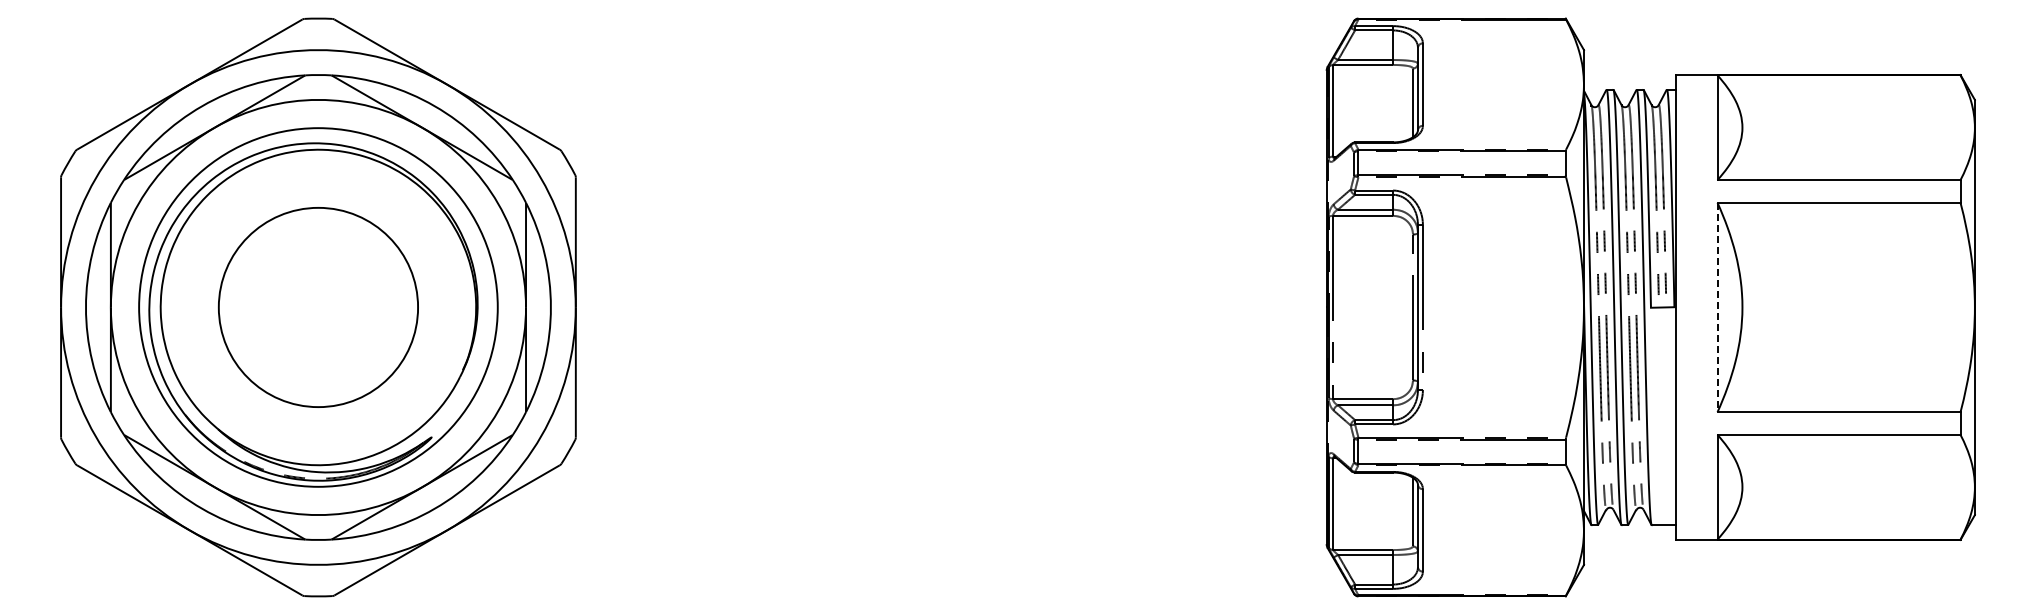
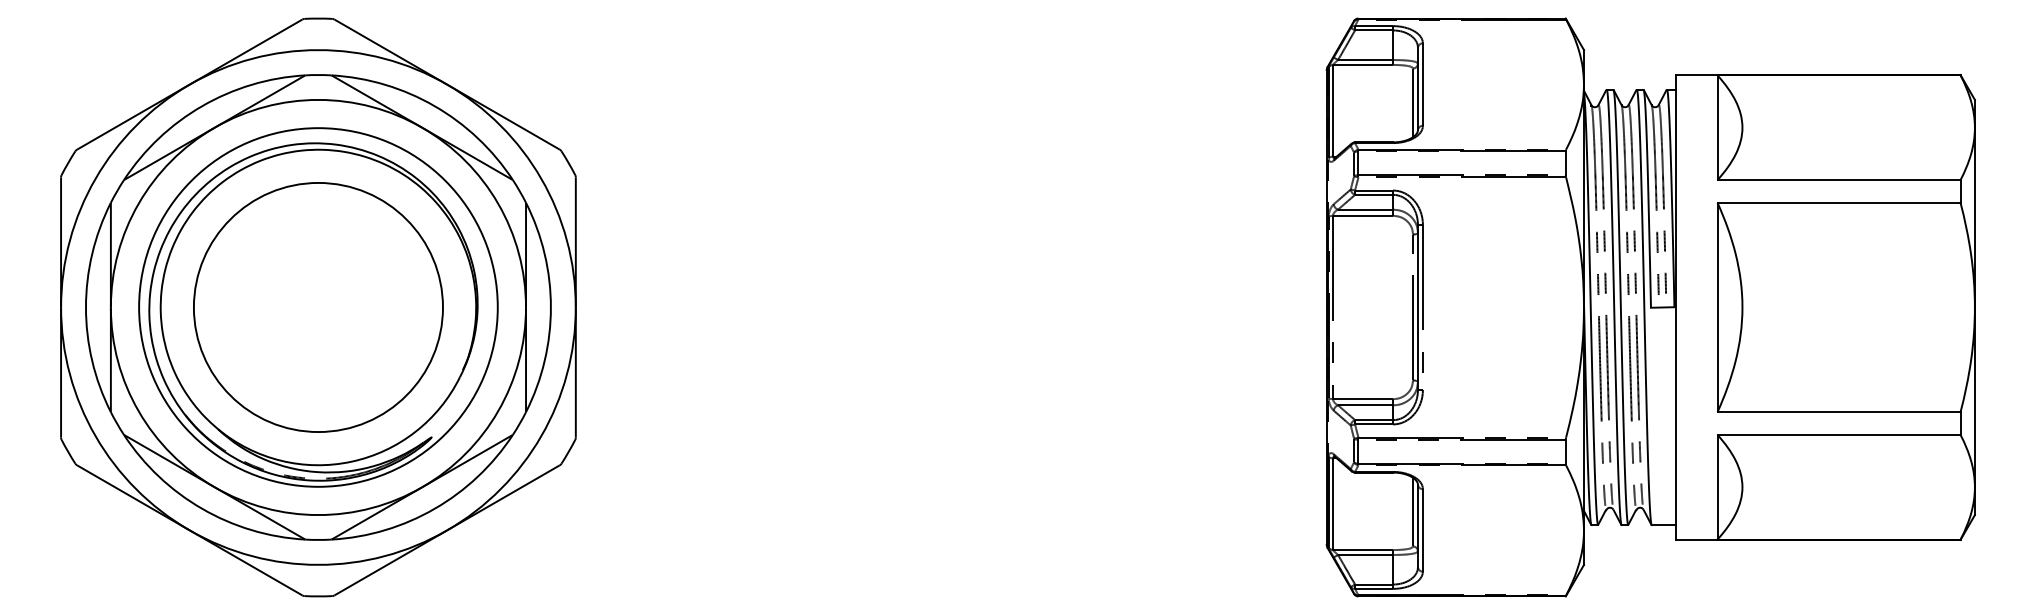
circle diameter: 199 px -> 249 px (317, 307)
line: dashed -> solid (1717, 307)
